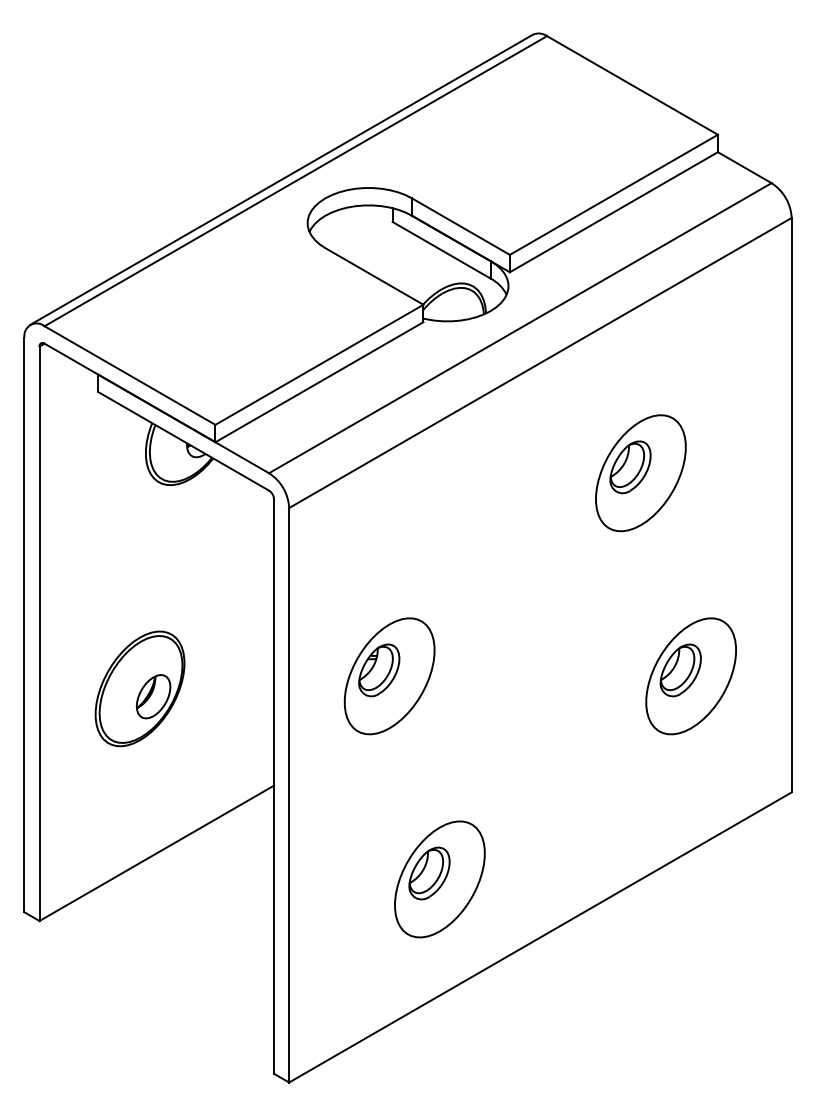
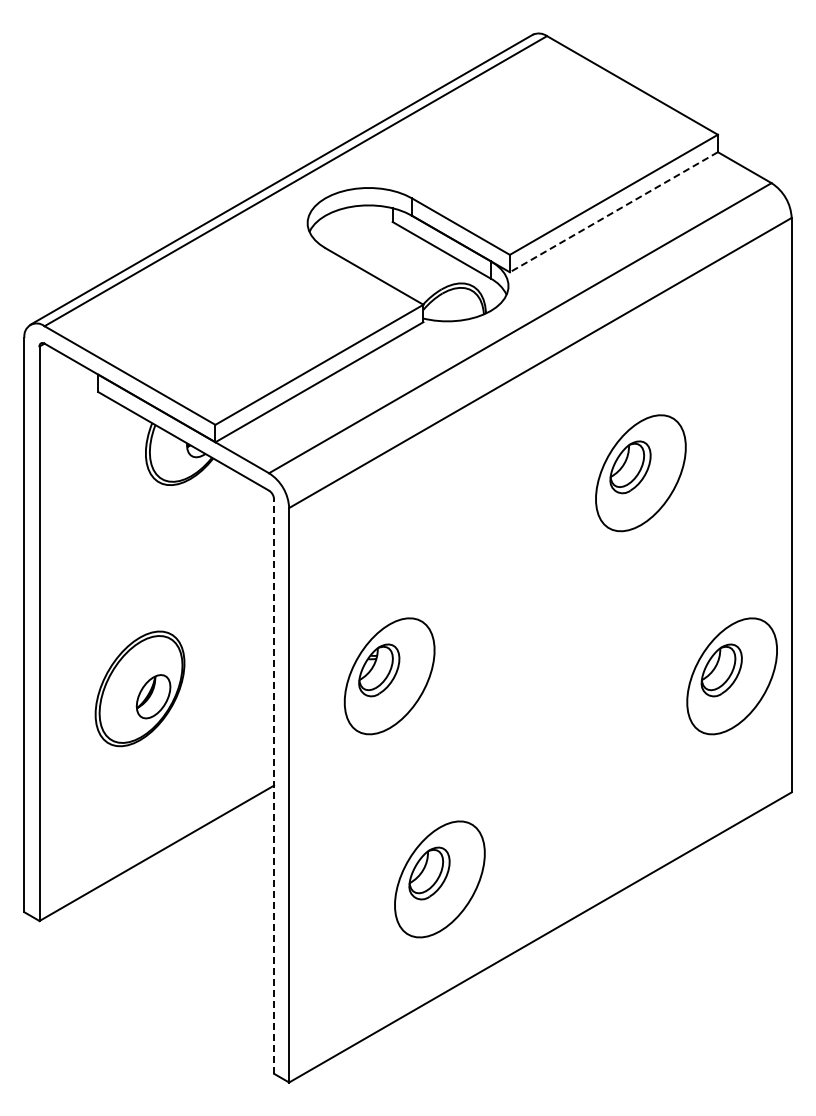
line: solid -> dashed (613, 212)
part position: (690, 676) -> (731, 676) (731, 676)
line: solid -> dashed (274, 786)
